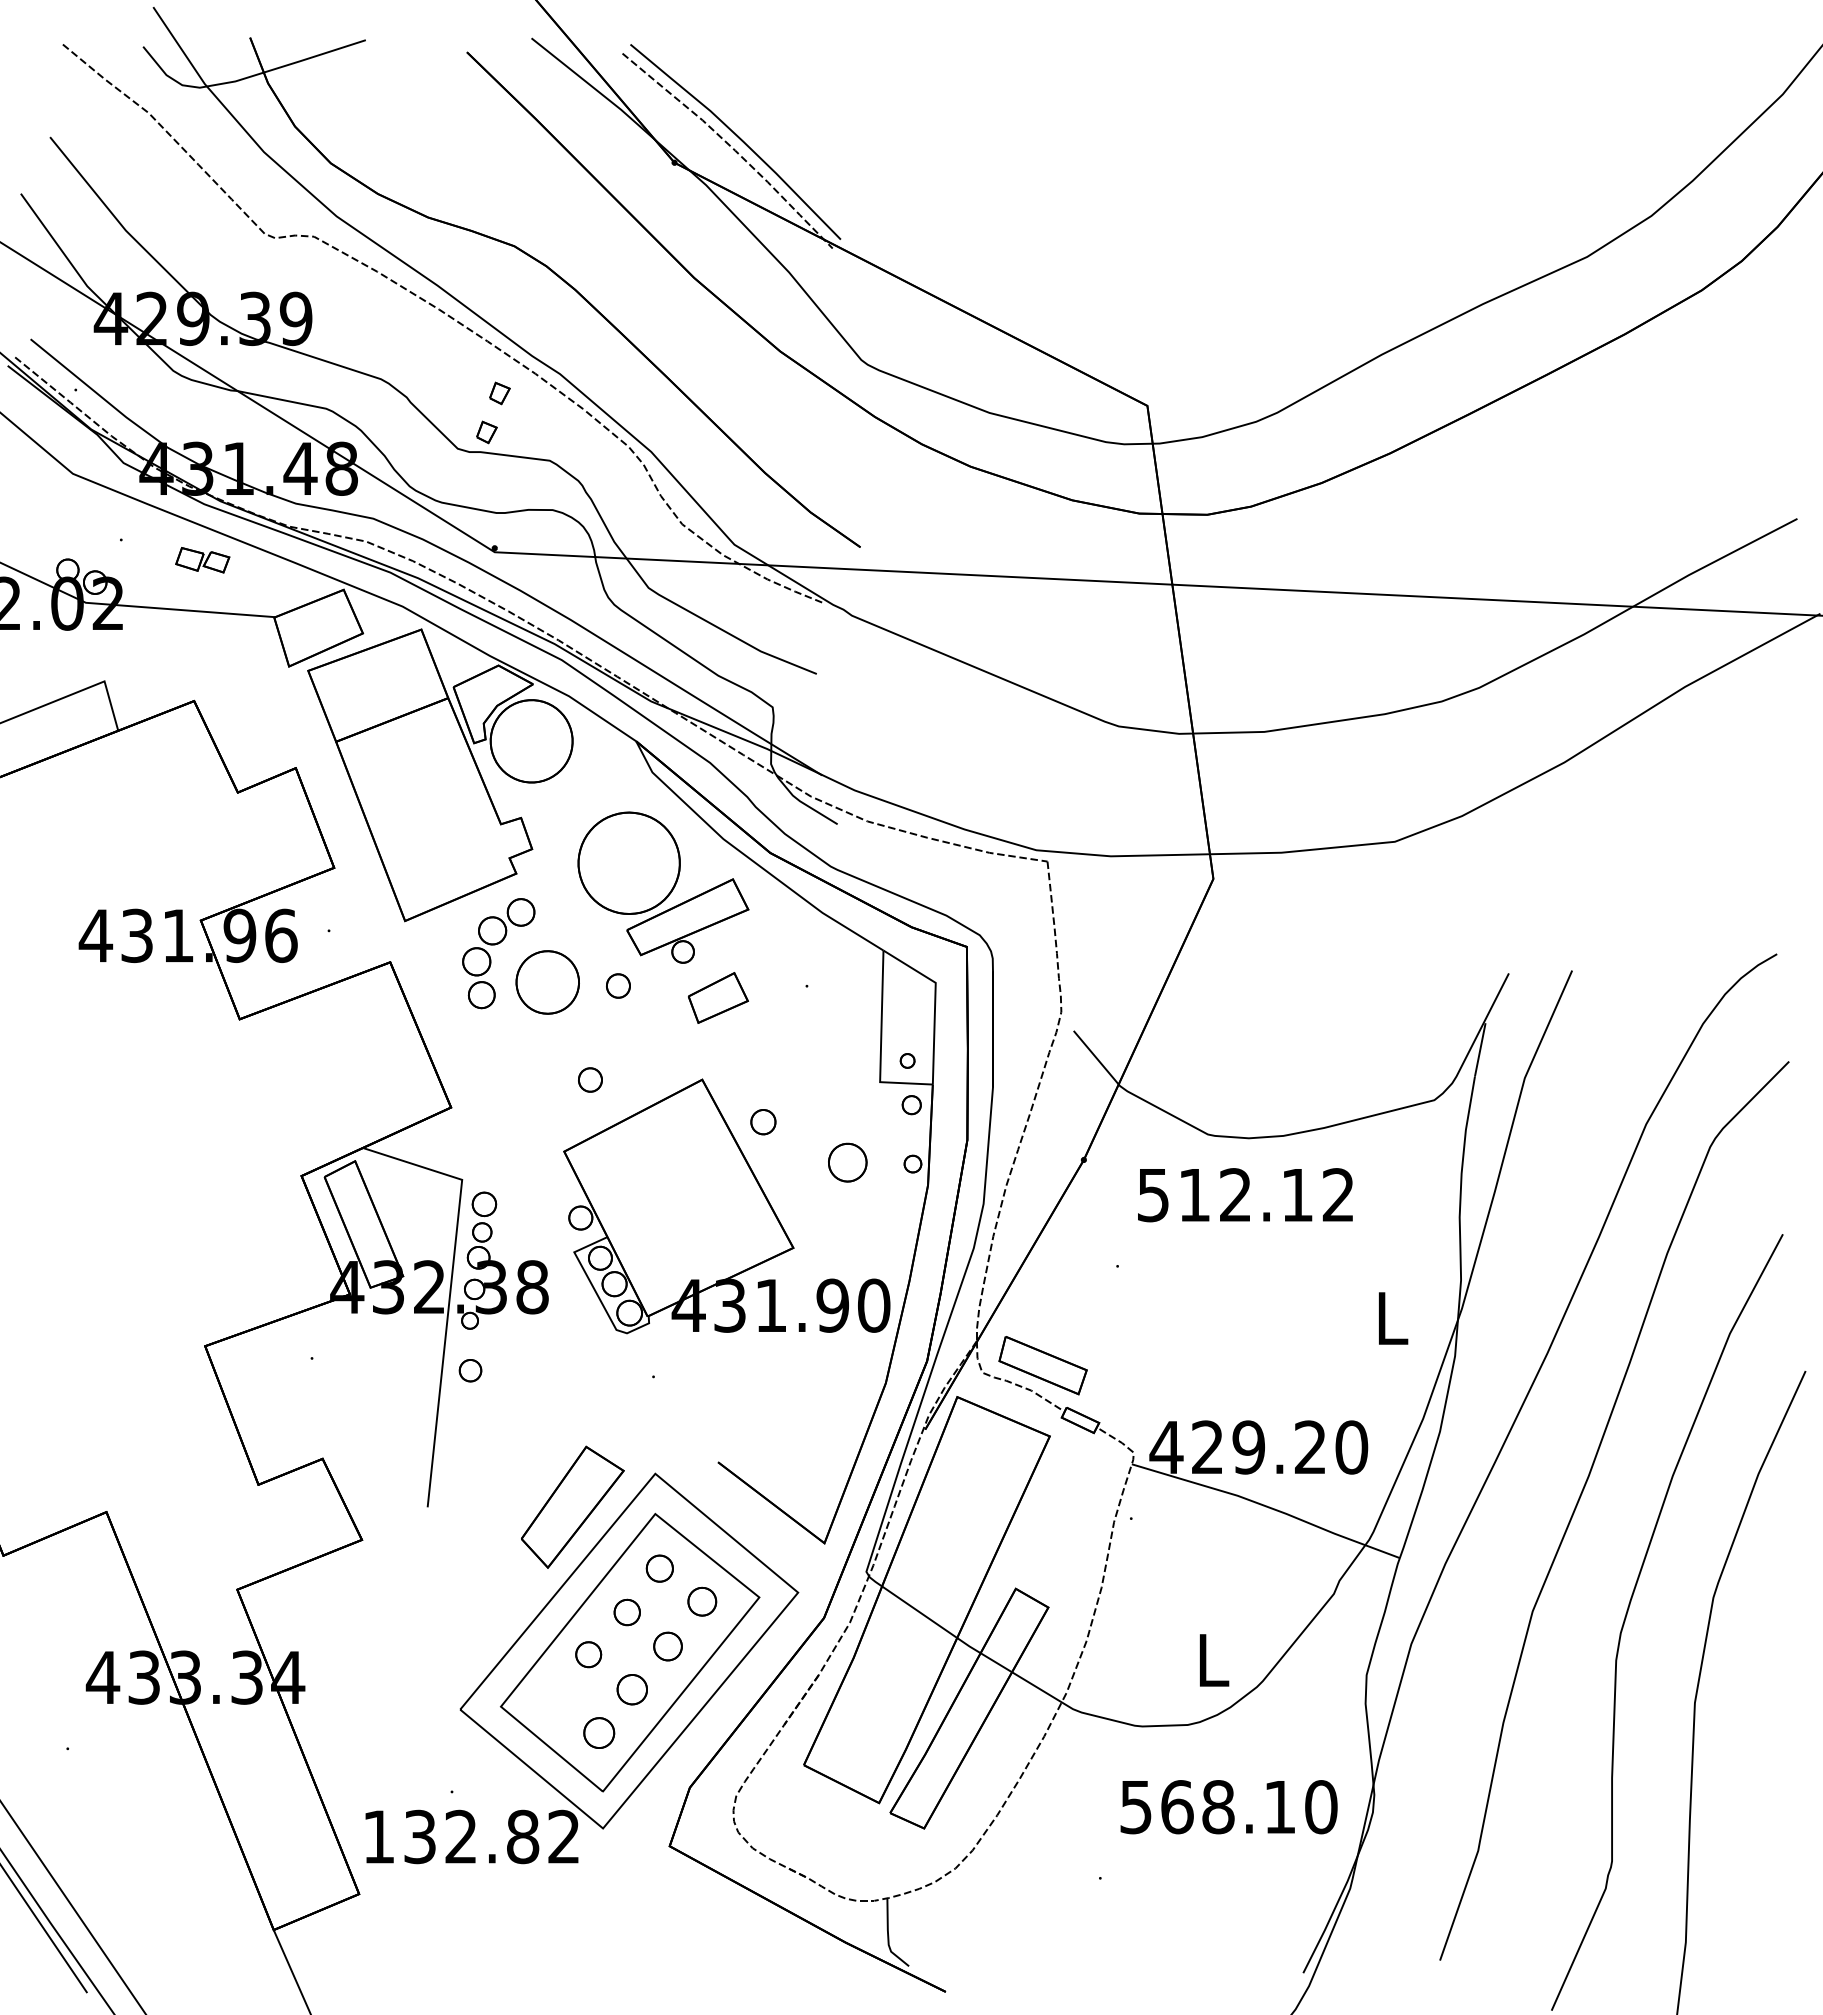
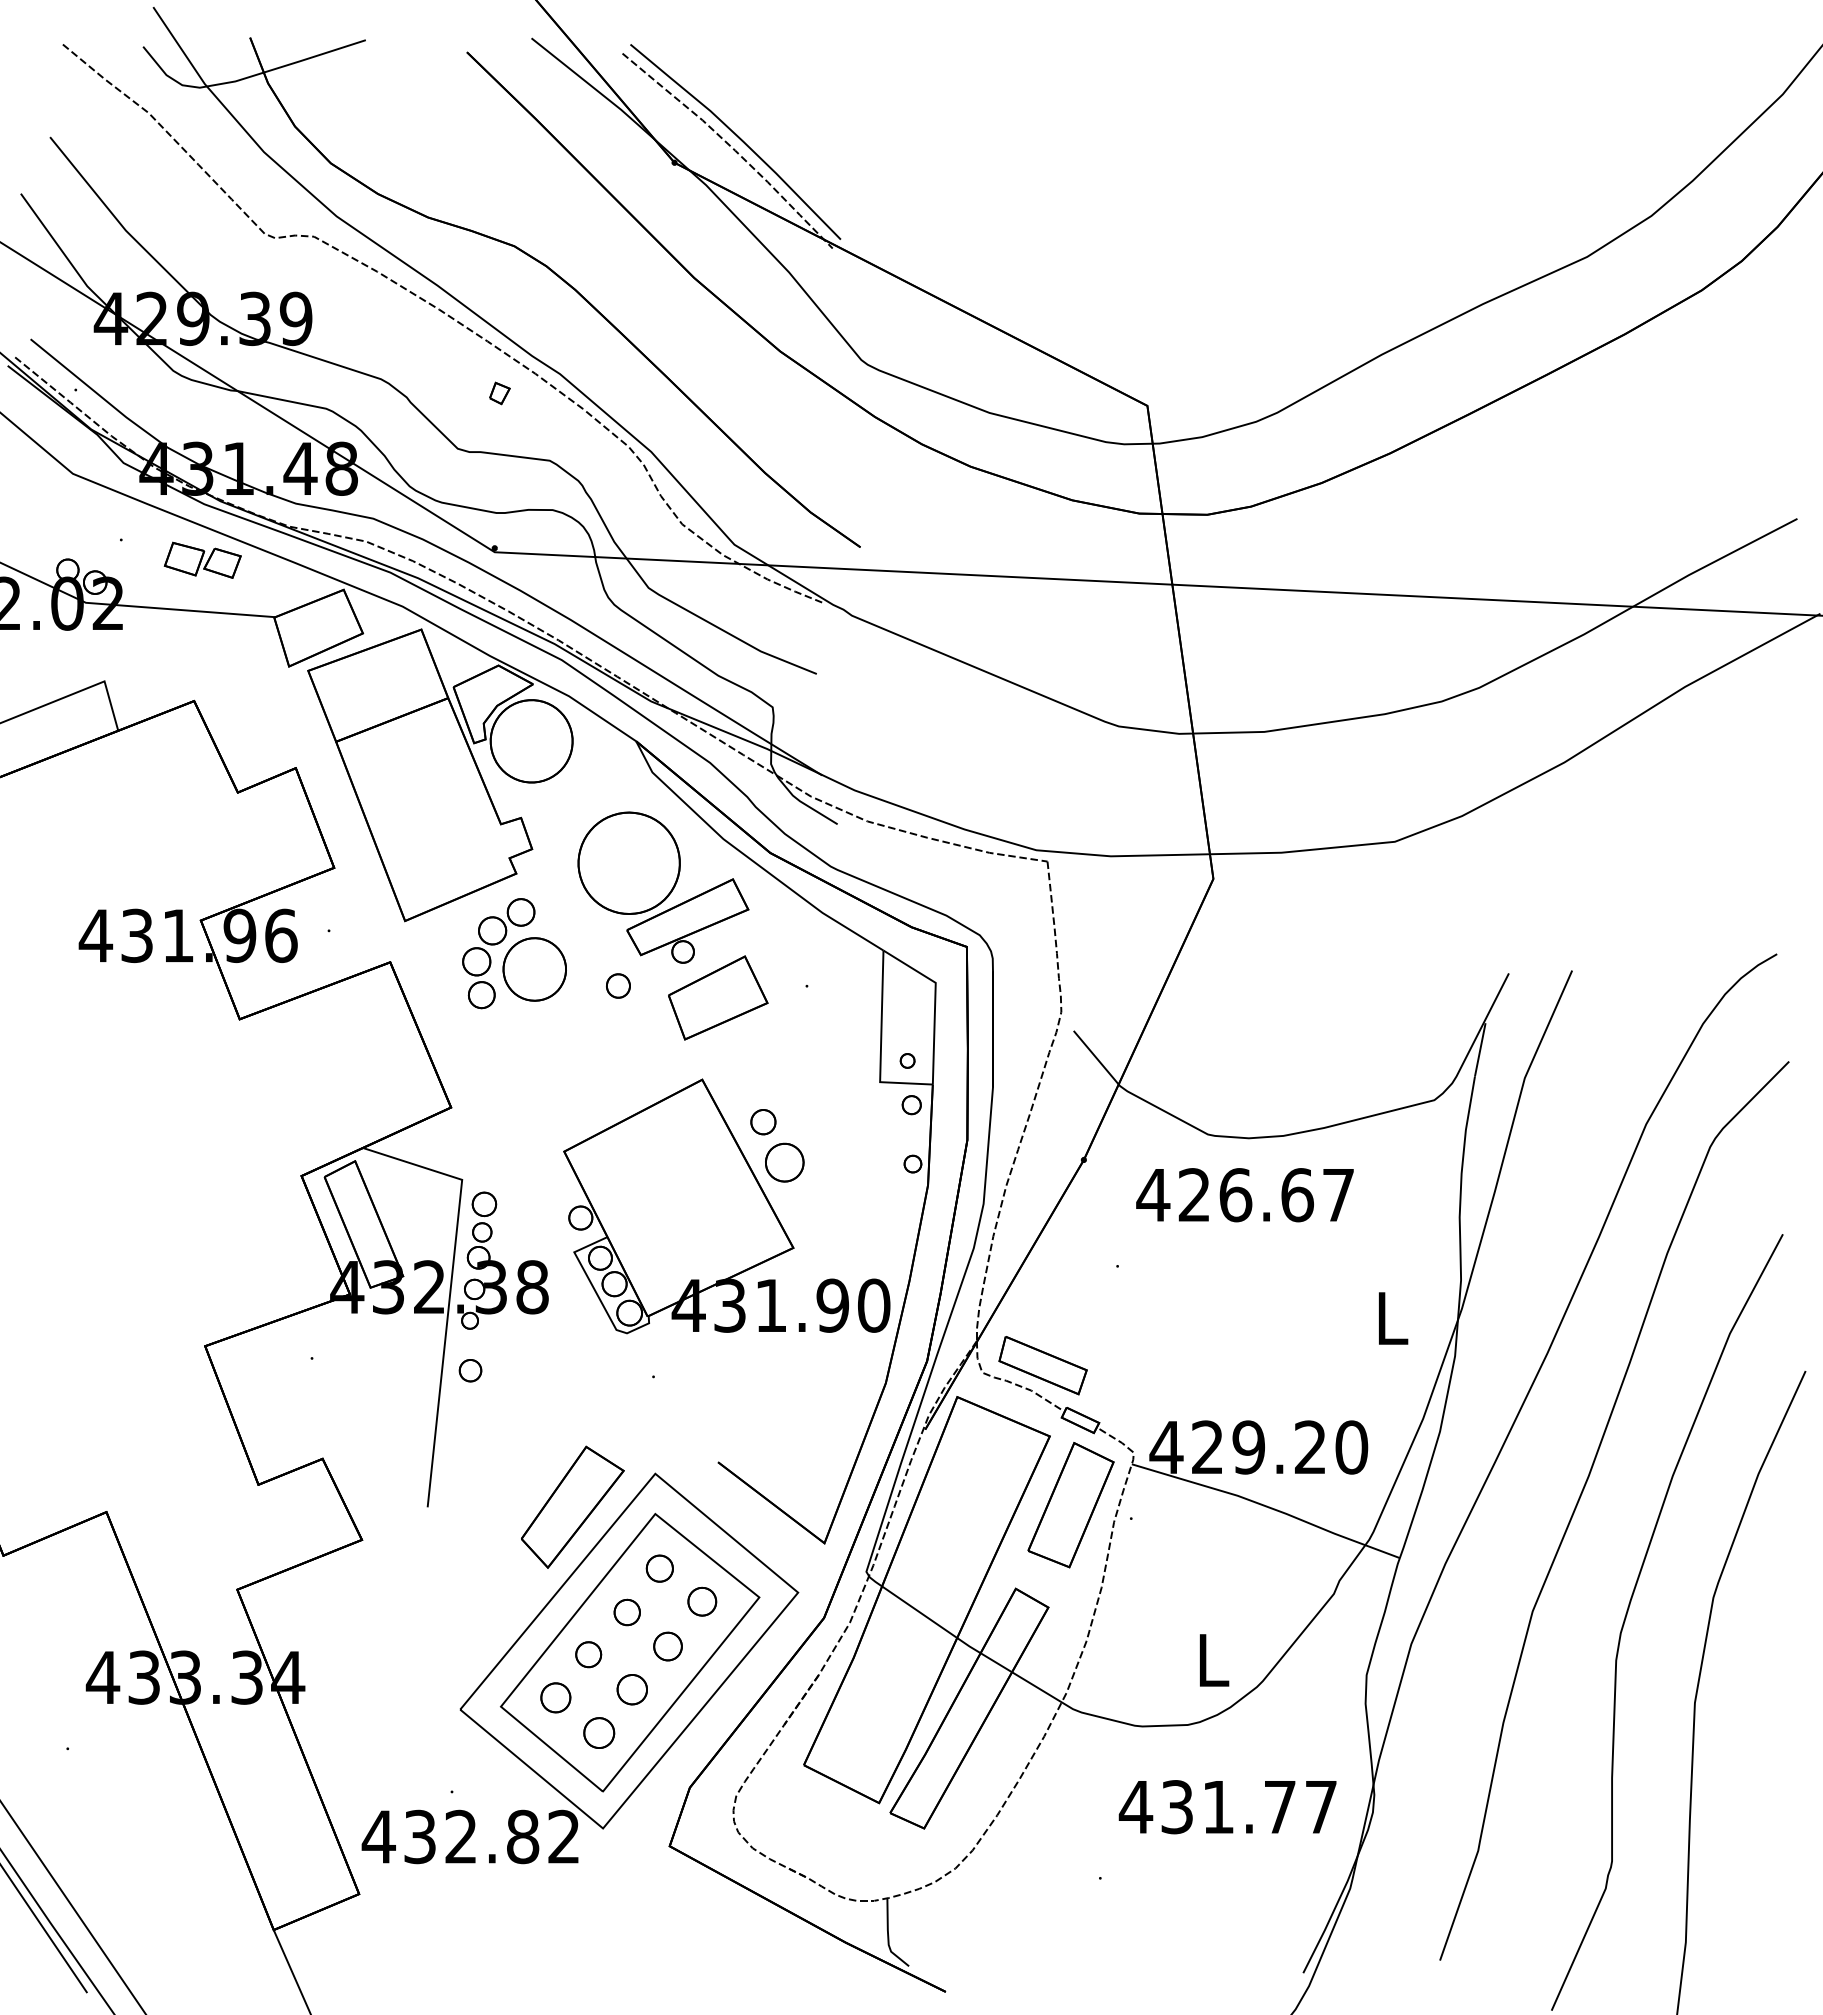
part: present -> none (486, 432)
part size: 56x27 px -> 79x38 px (202, 559)
part position: (547, 982) -> (534, 969) (534, 969)
part size: 61x52 px -> 101x86 px (718, 997)
part: present -> none (590, 1079)
part position: (847, 1162) -> (784, 1162) (784, 1162)
text: 512.12 -> 426.67 (1244, 1195)
part: none -> present (1070, 1505)
part: none -> present (555, 1697)
text: 568.10 -> 431.77 (1227, 1807)
text: 132.82 -> 432.82 (378, 1836)
